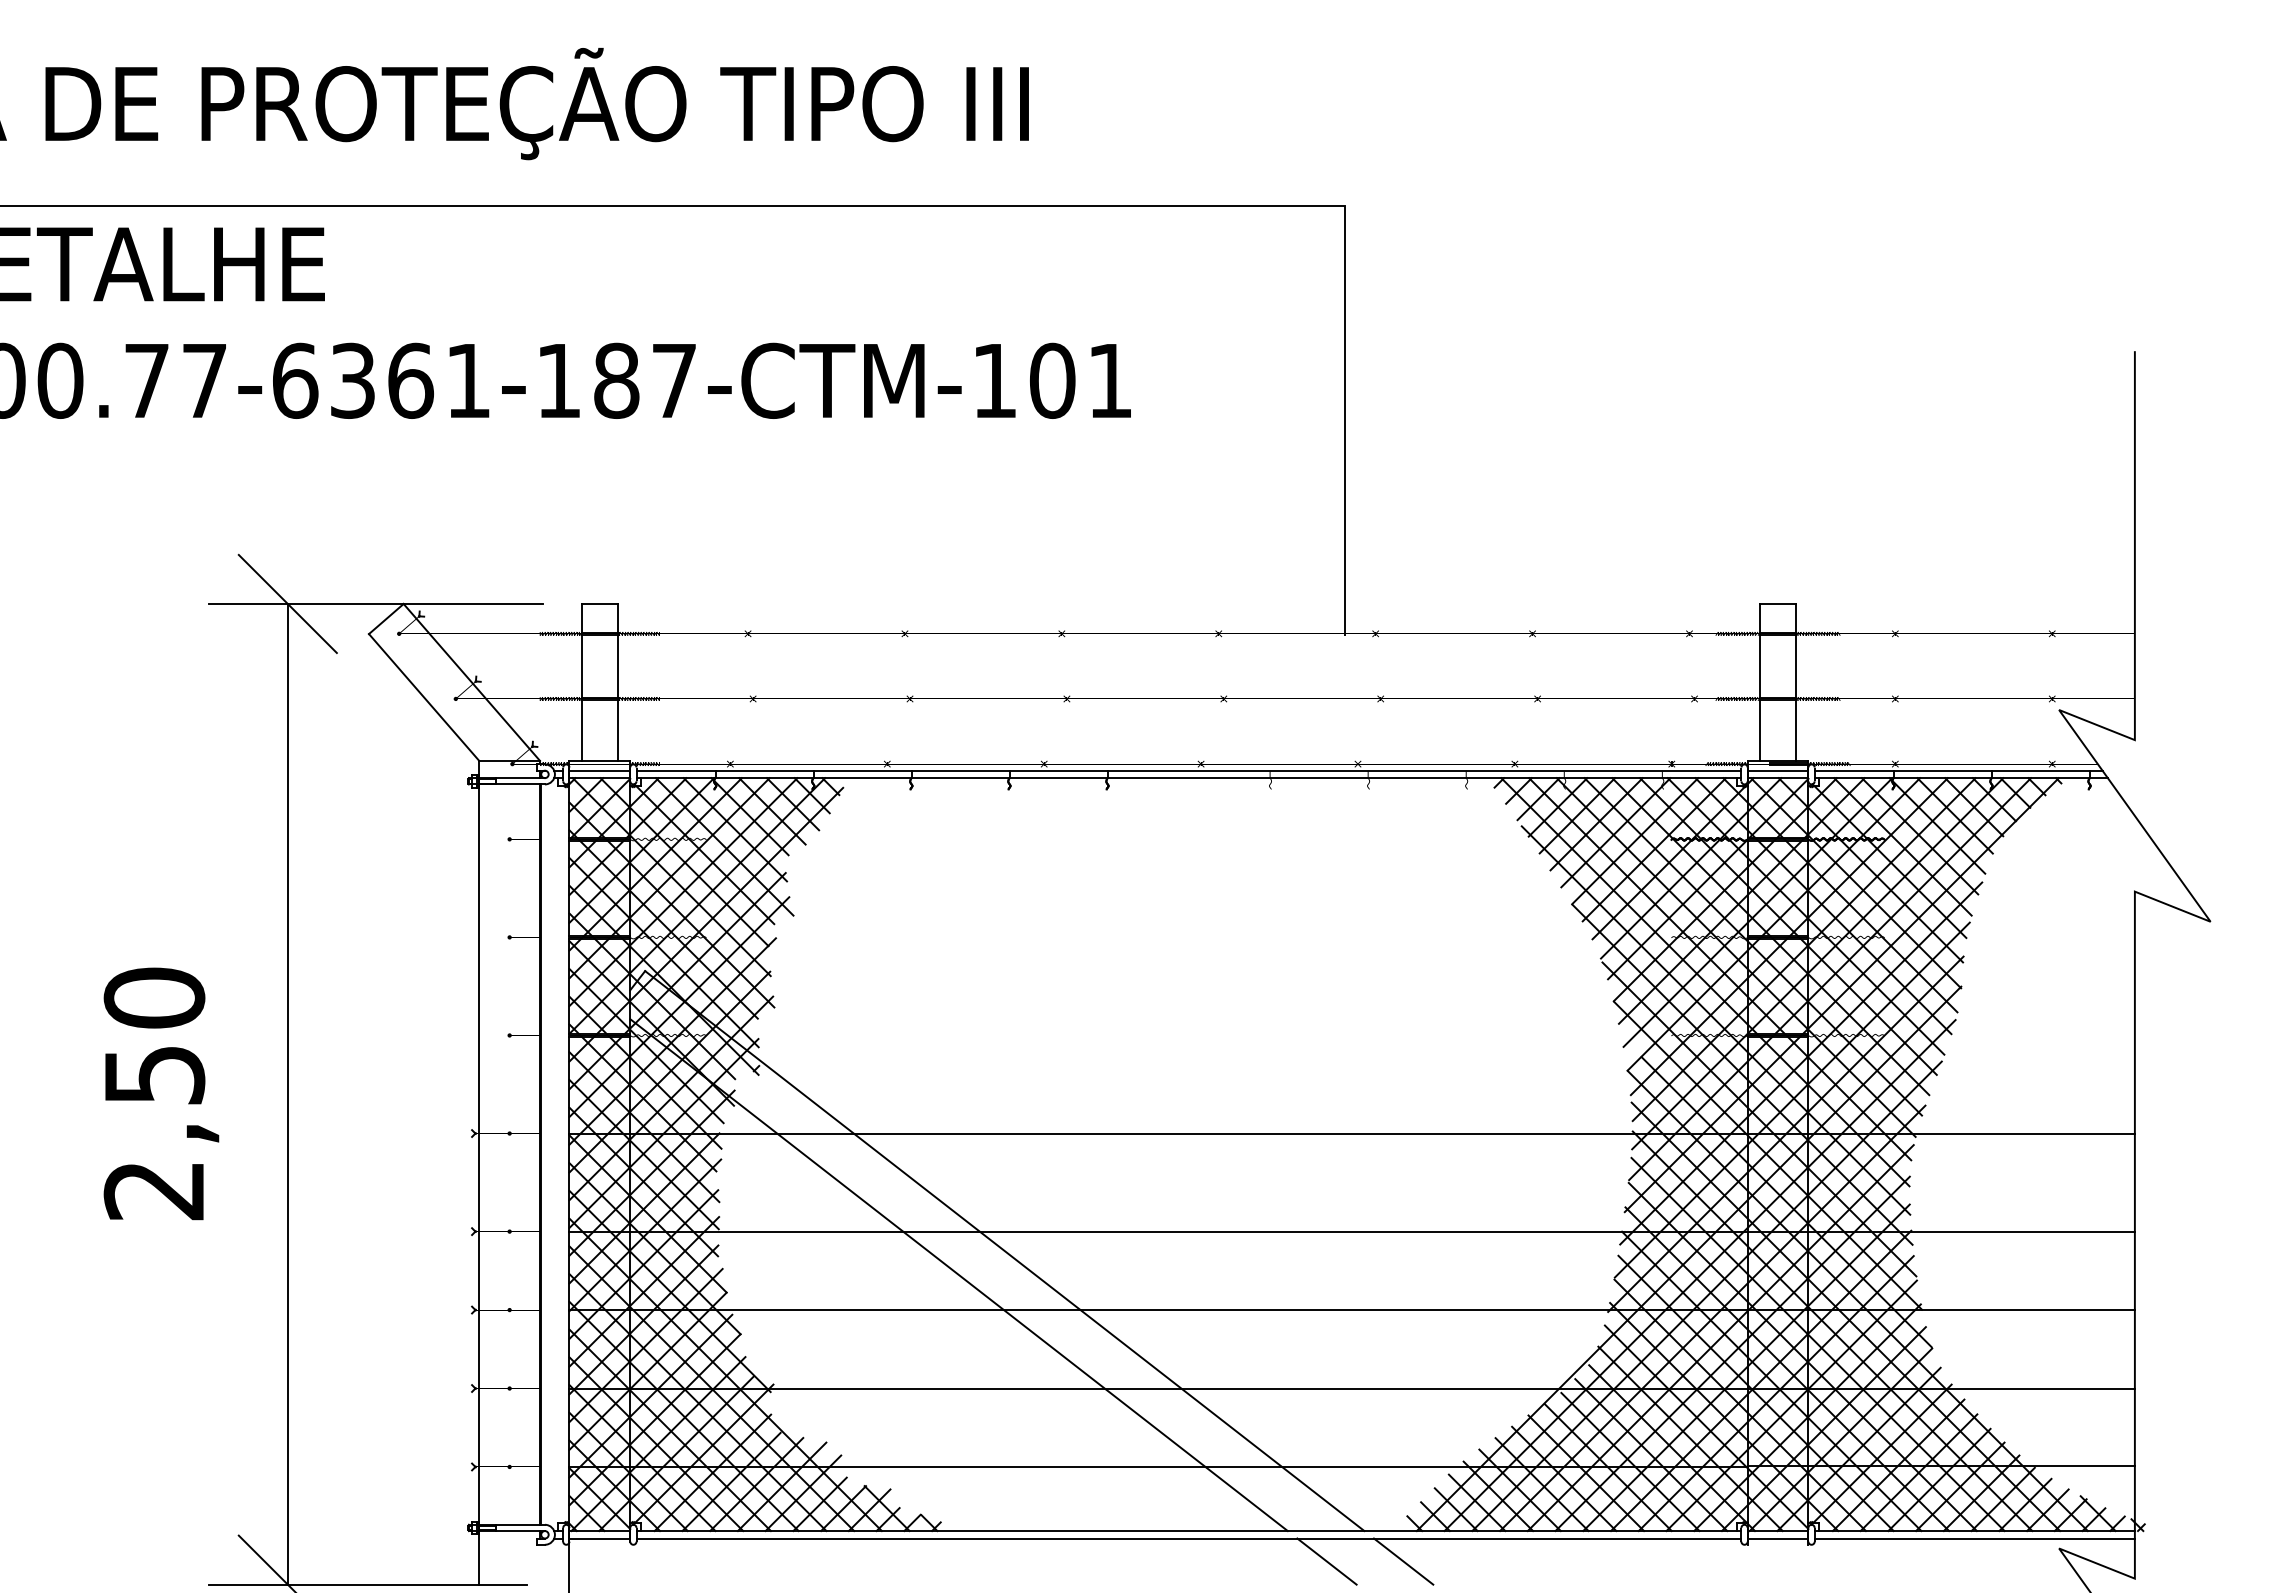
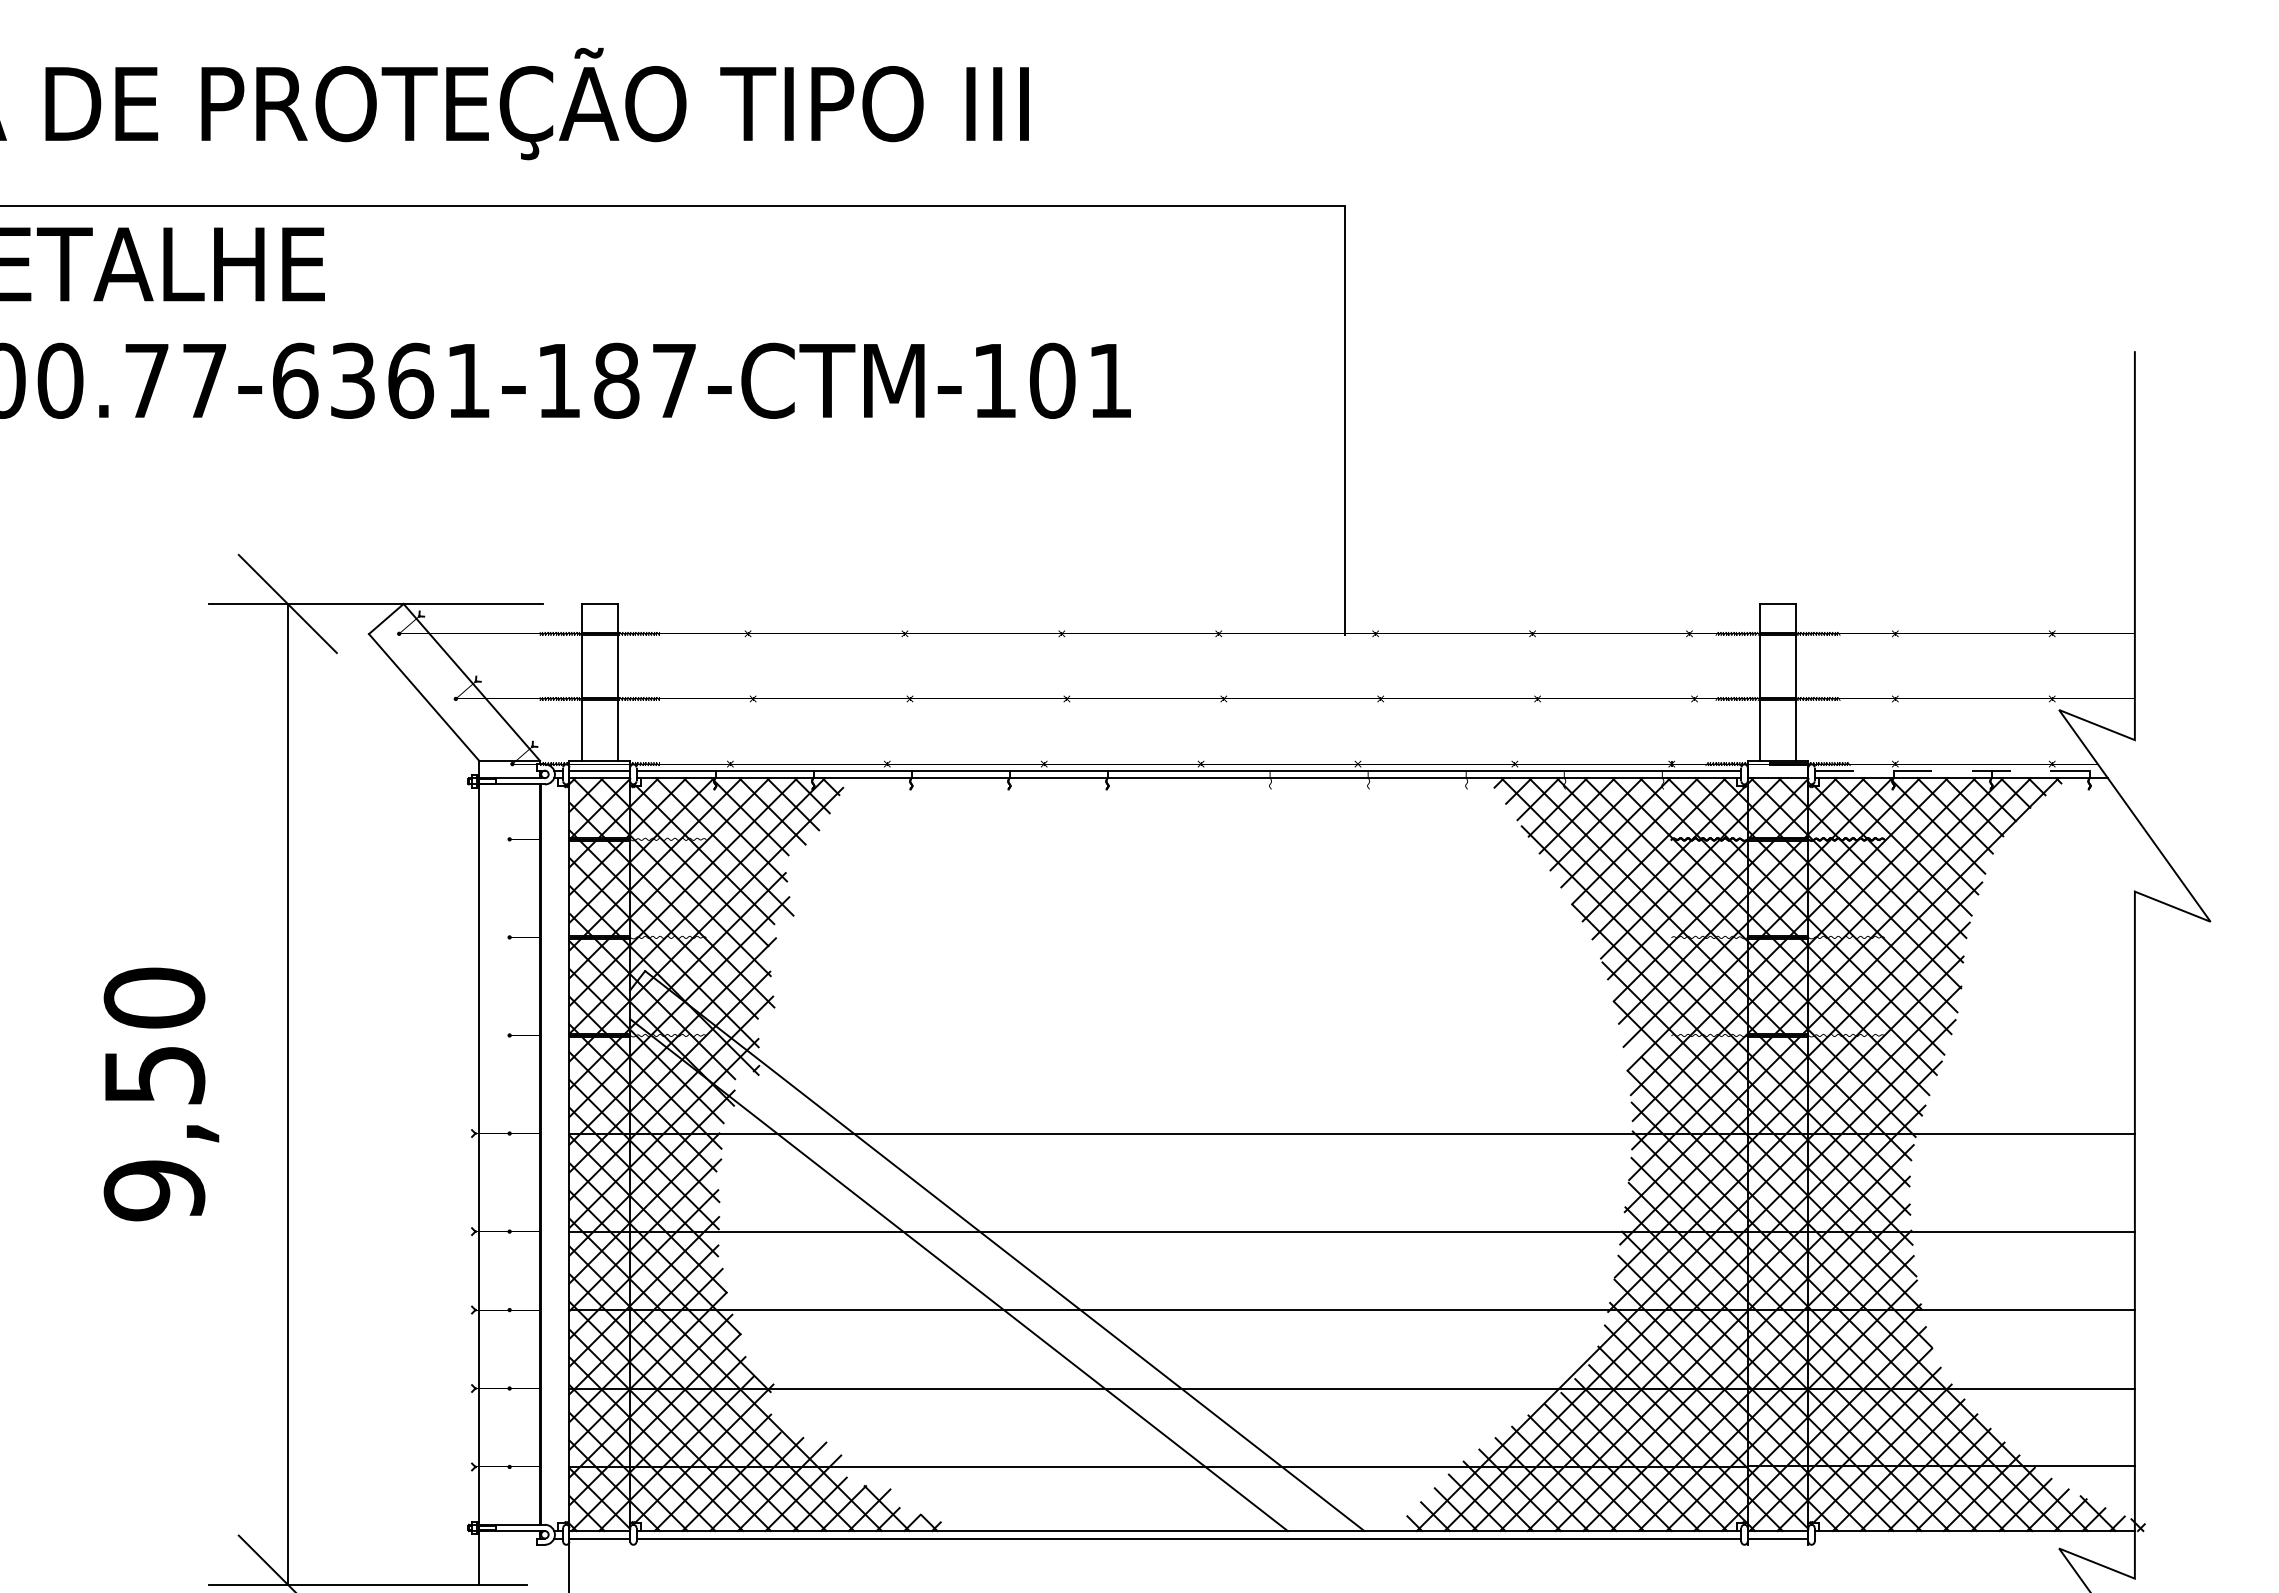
line: present -> none (1777, 770)
line: solid -> dashed (1958, 770)
text: 2,50 -> 9,50 (154, 1190)
line: present -> none (1974, 1538)
line: present -> none (1326, 1561)
line: present -> none (1403, 1561)
